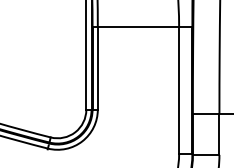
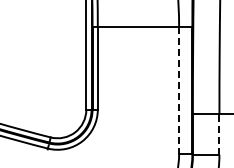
line: solid -> dashed (179, 91)
line: solid -> dashed (219, 134)
